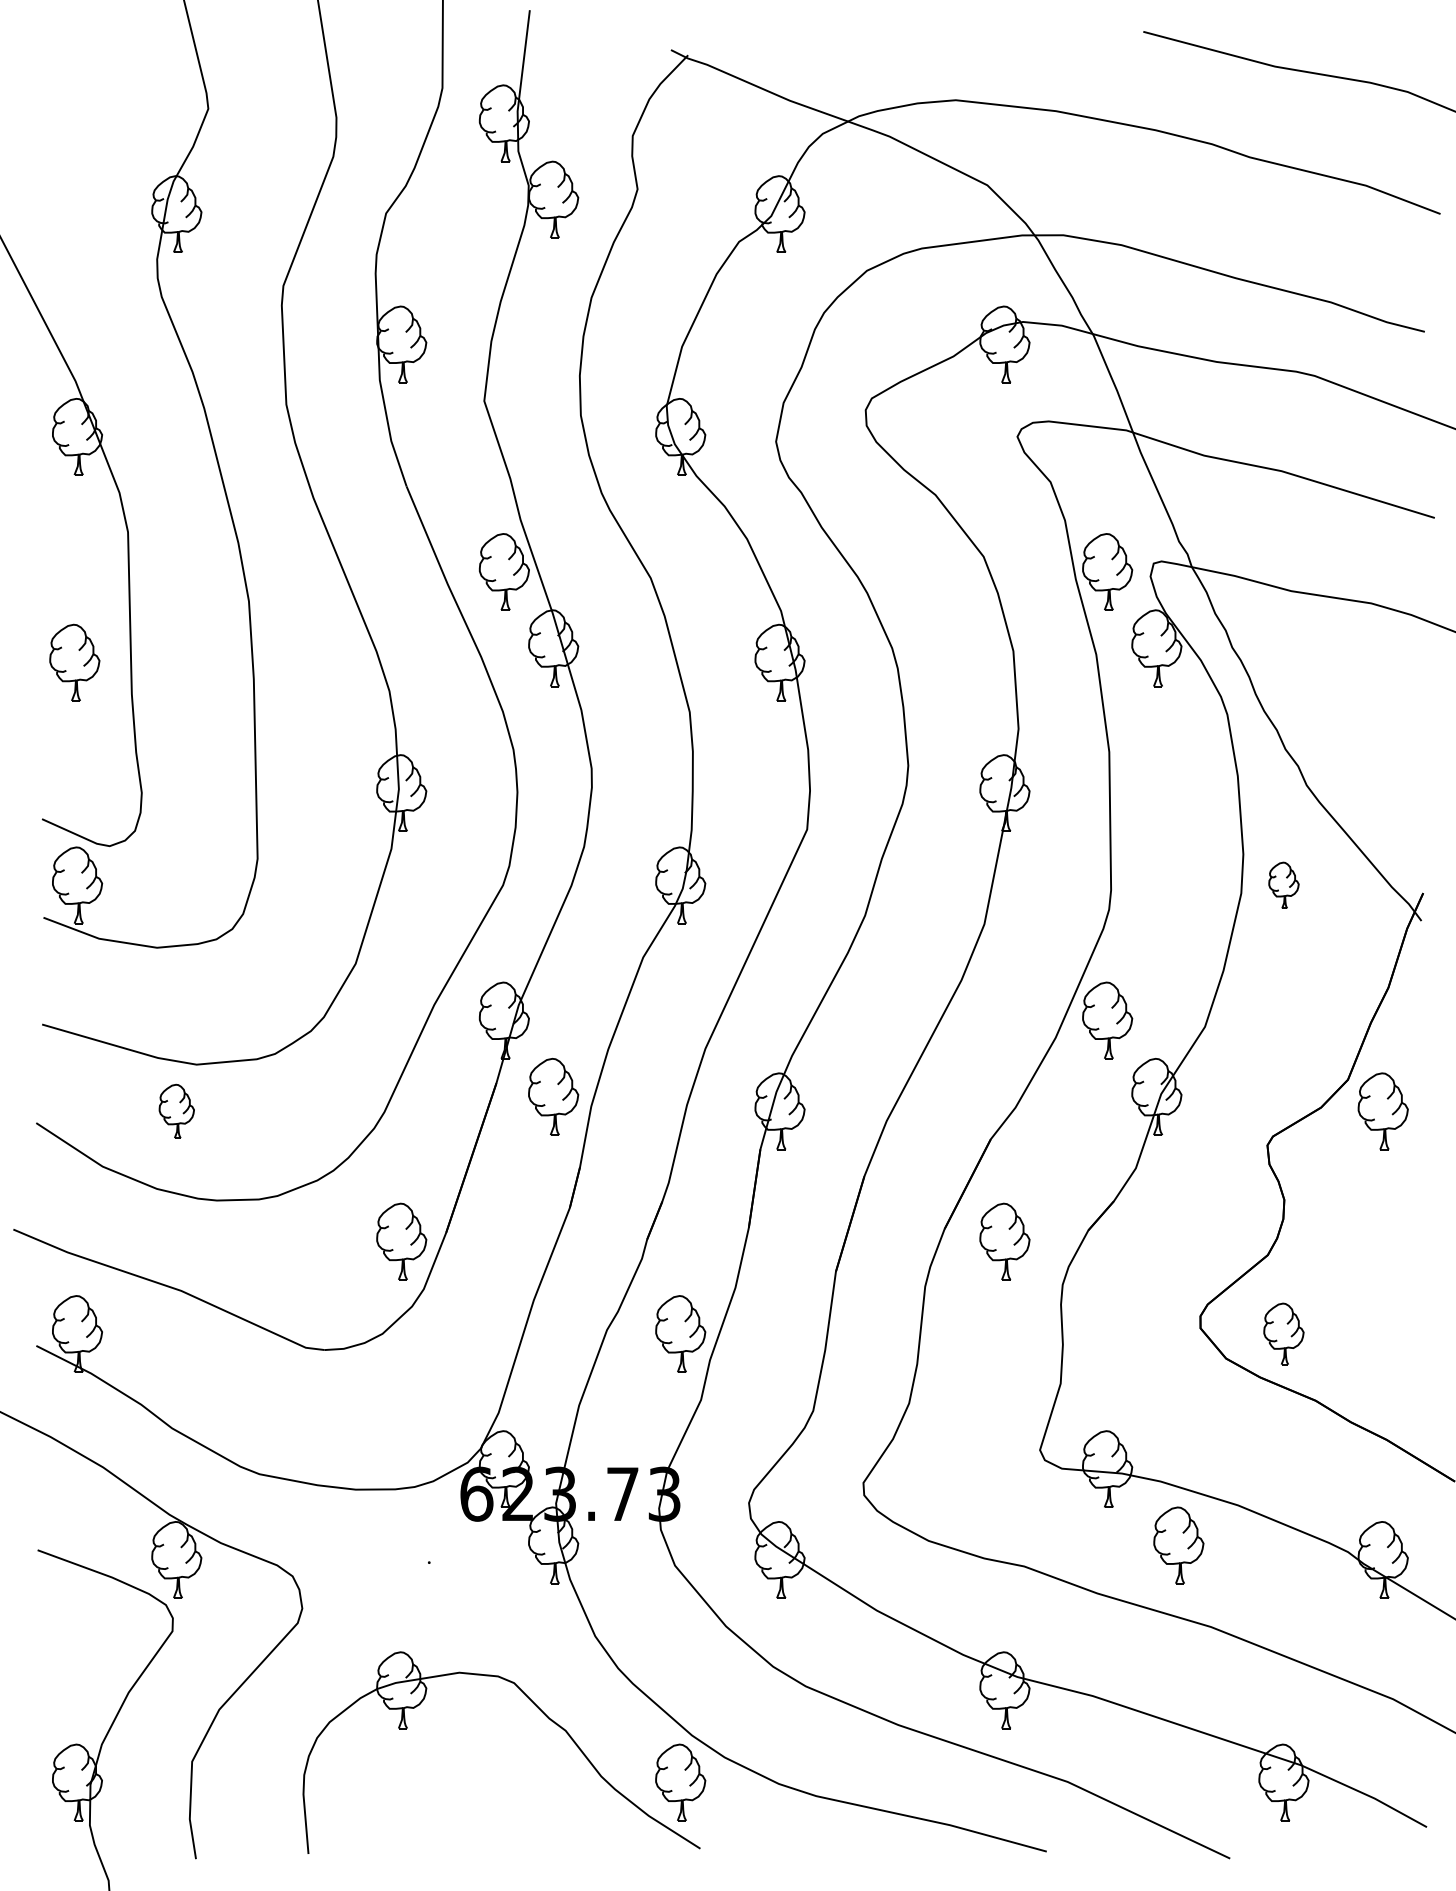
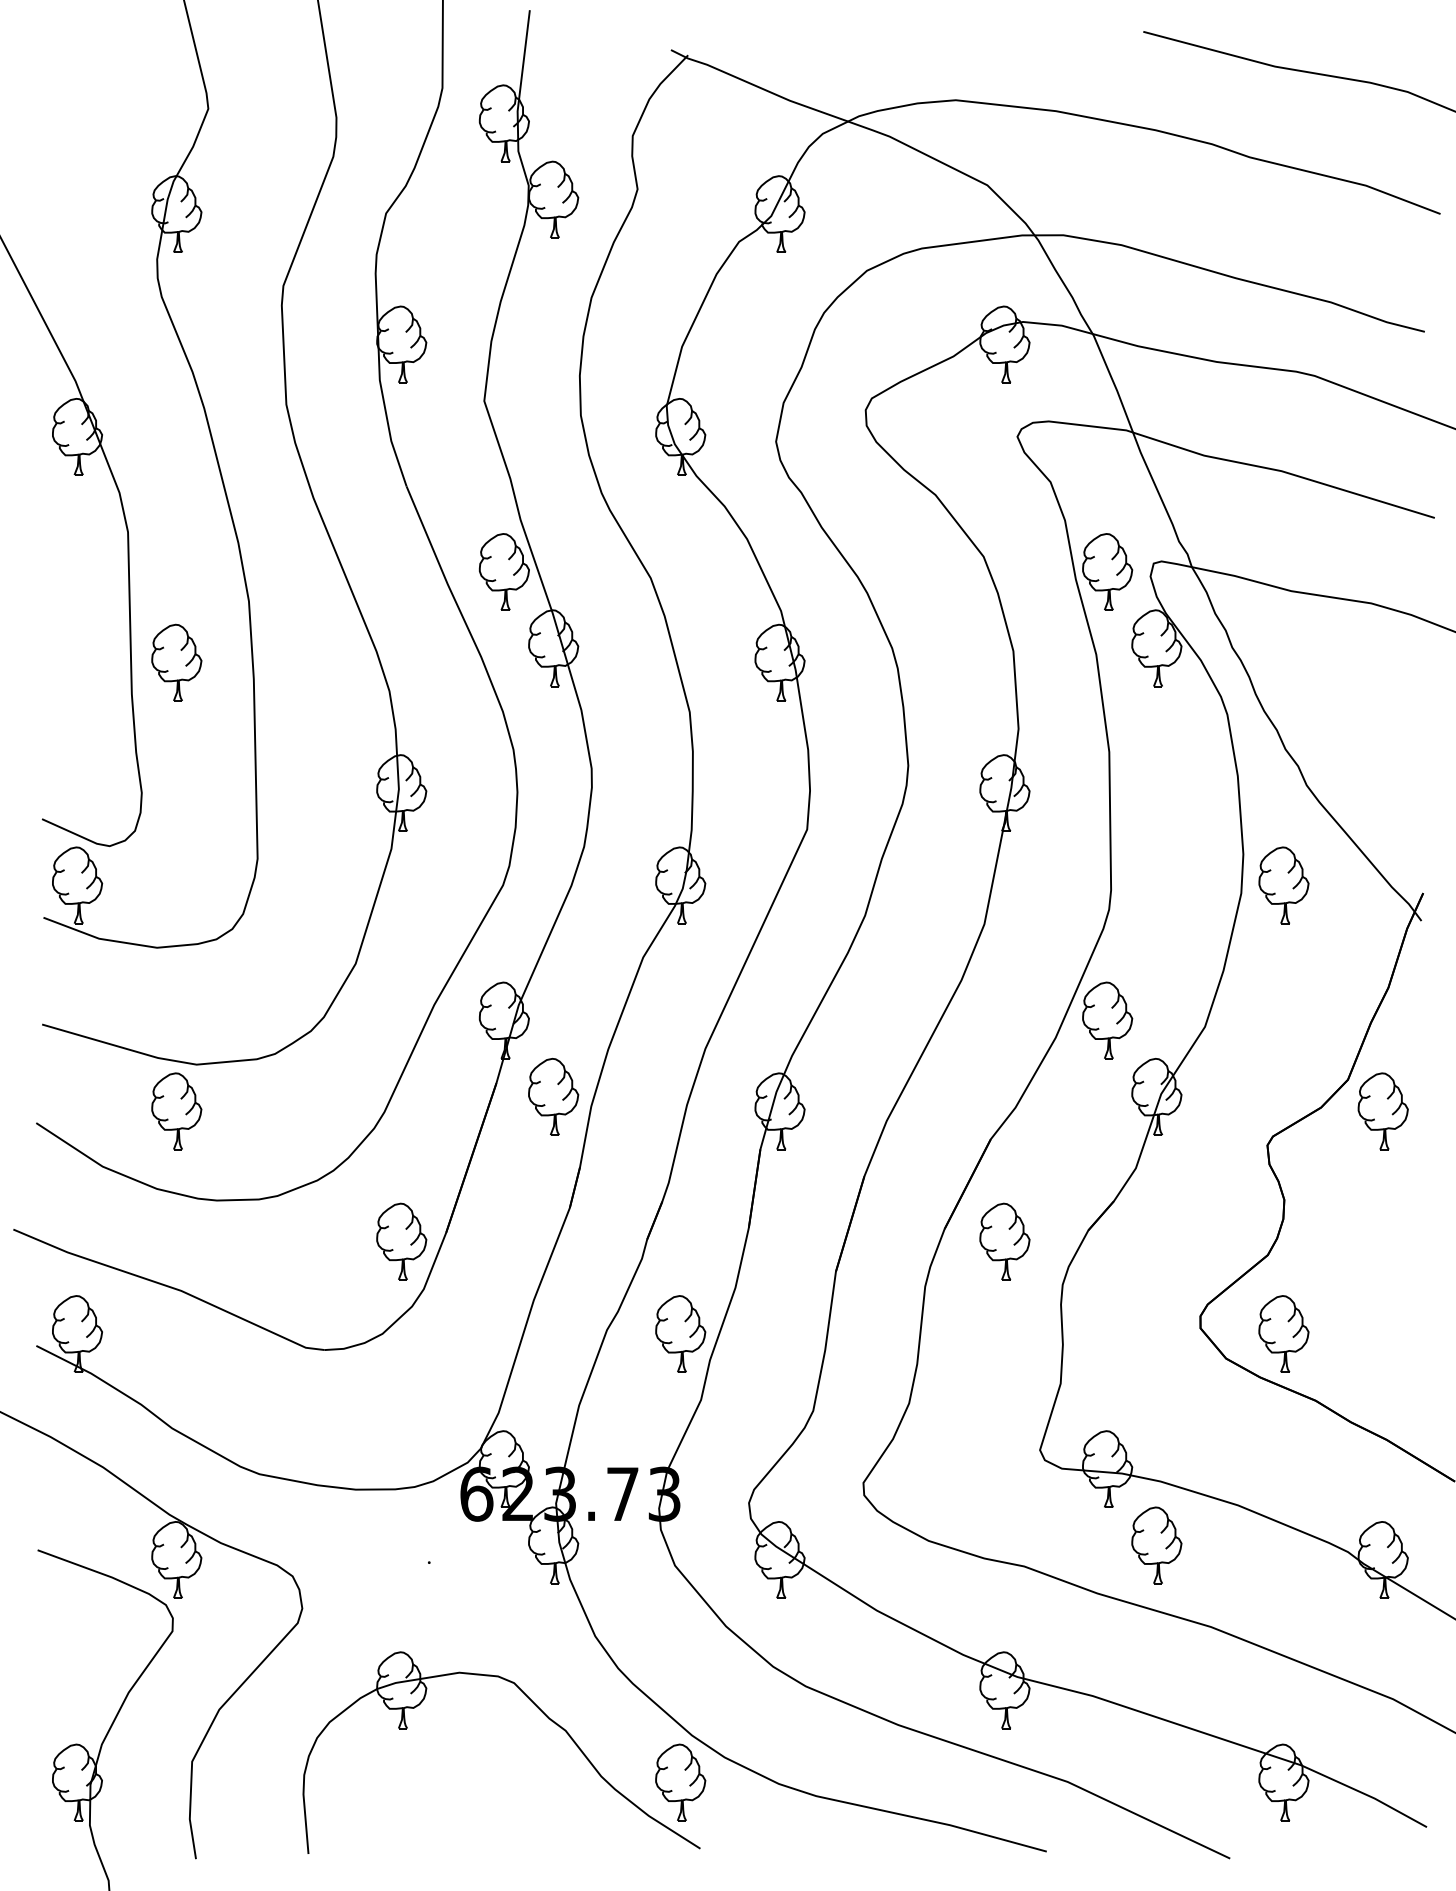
part position: (74, 662) -> (176, 662) (176, 662)
part size: 32x48 px -> 52x79 px (1283, 885)
part size: 37x56 px -> 52x79 px (176, 1111)
part size: 42x64 px -> 52x78 px (1283, 1333)
part position: (1178, 1545) -> (1156, 1545) (1156, 1545)
